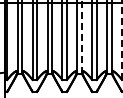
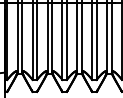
line: dashed -> solid (81, 36)
line: dashed -> solid (122, 40)
